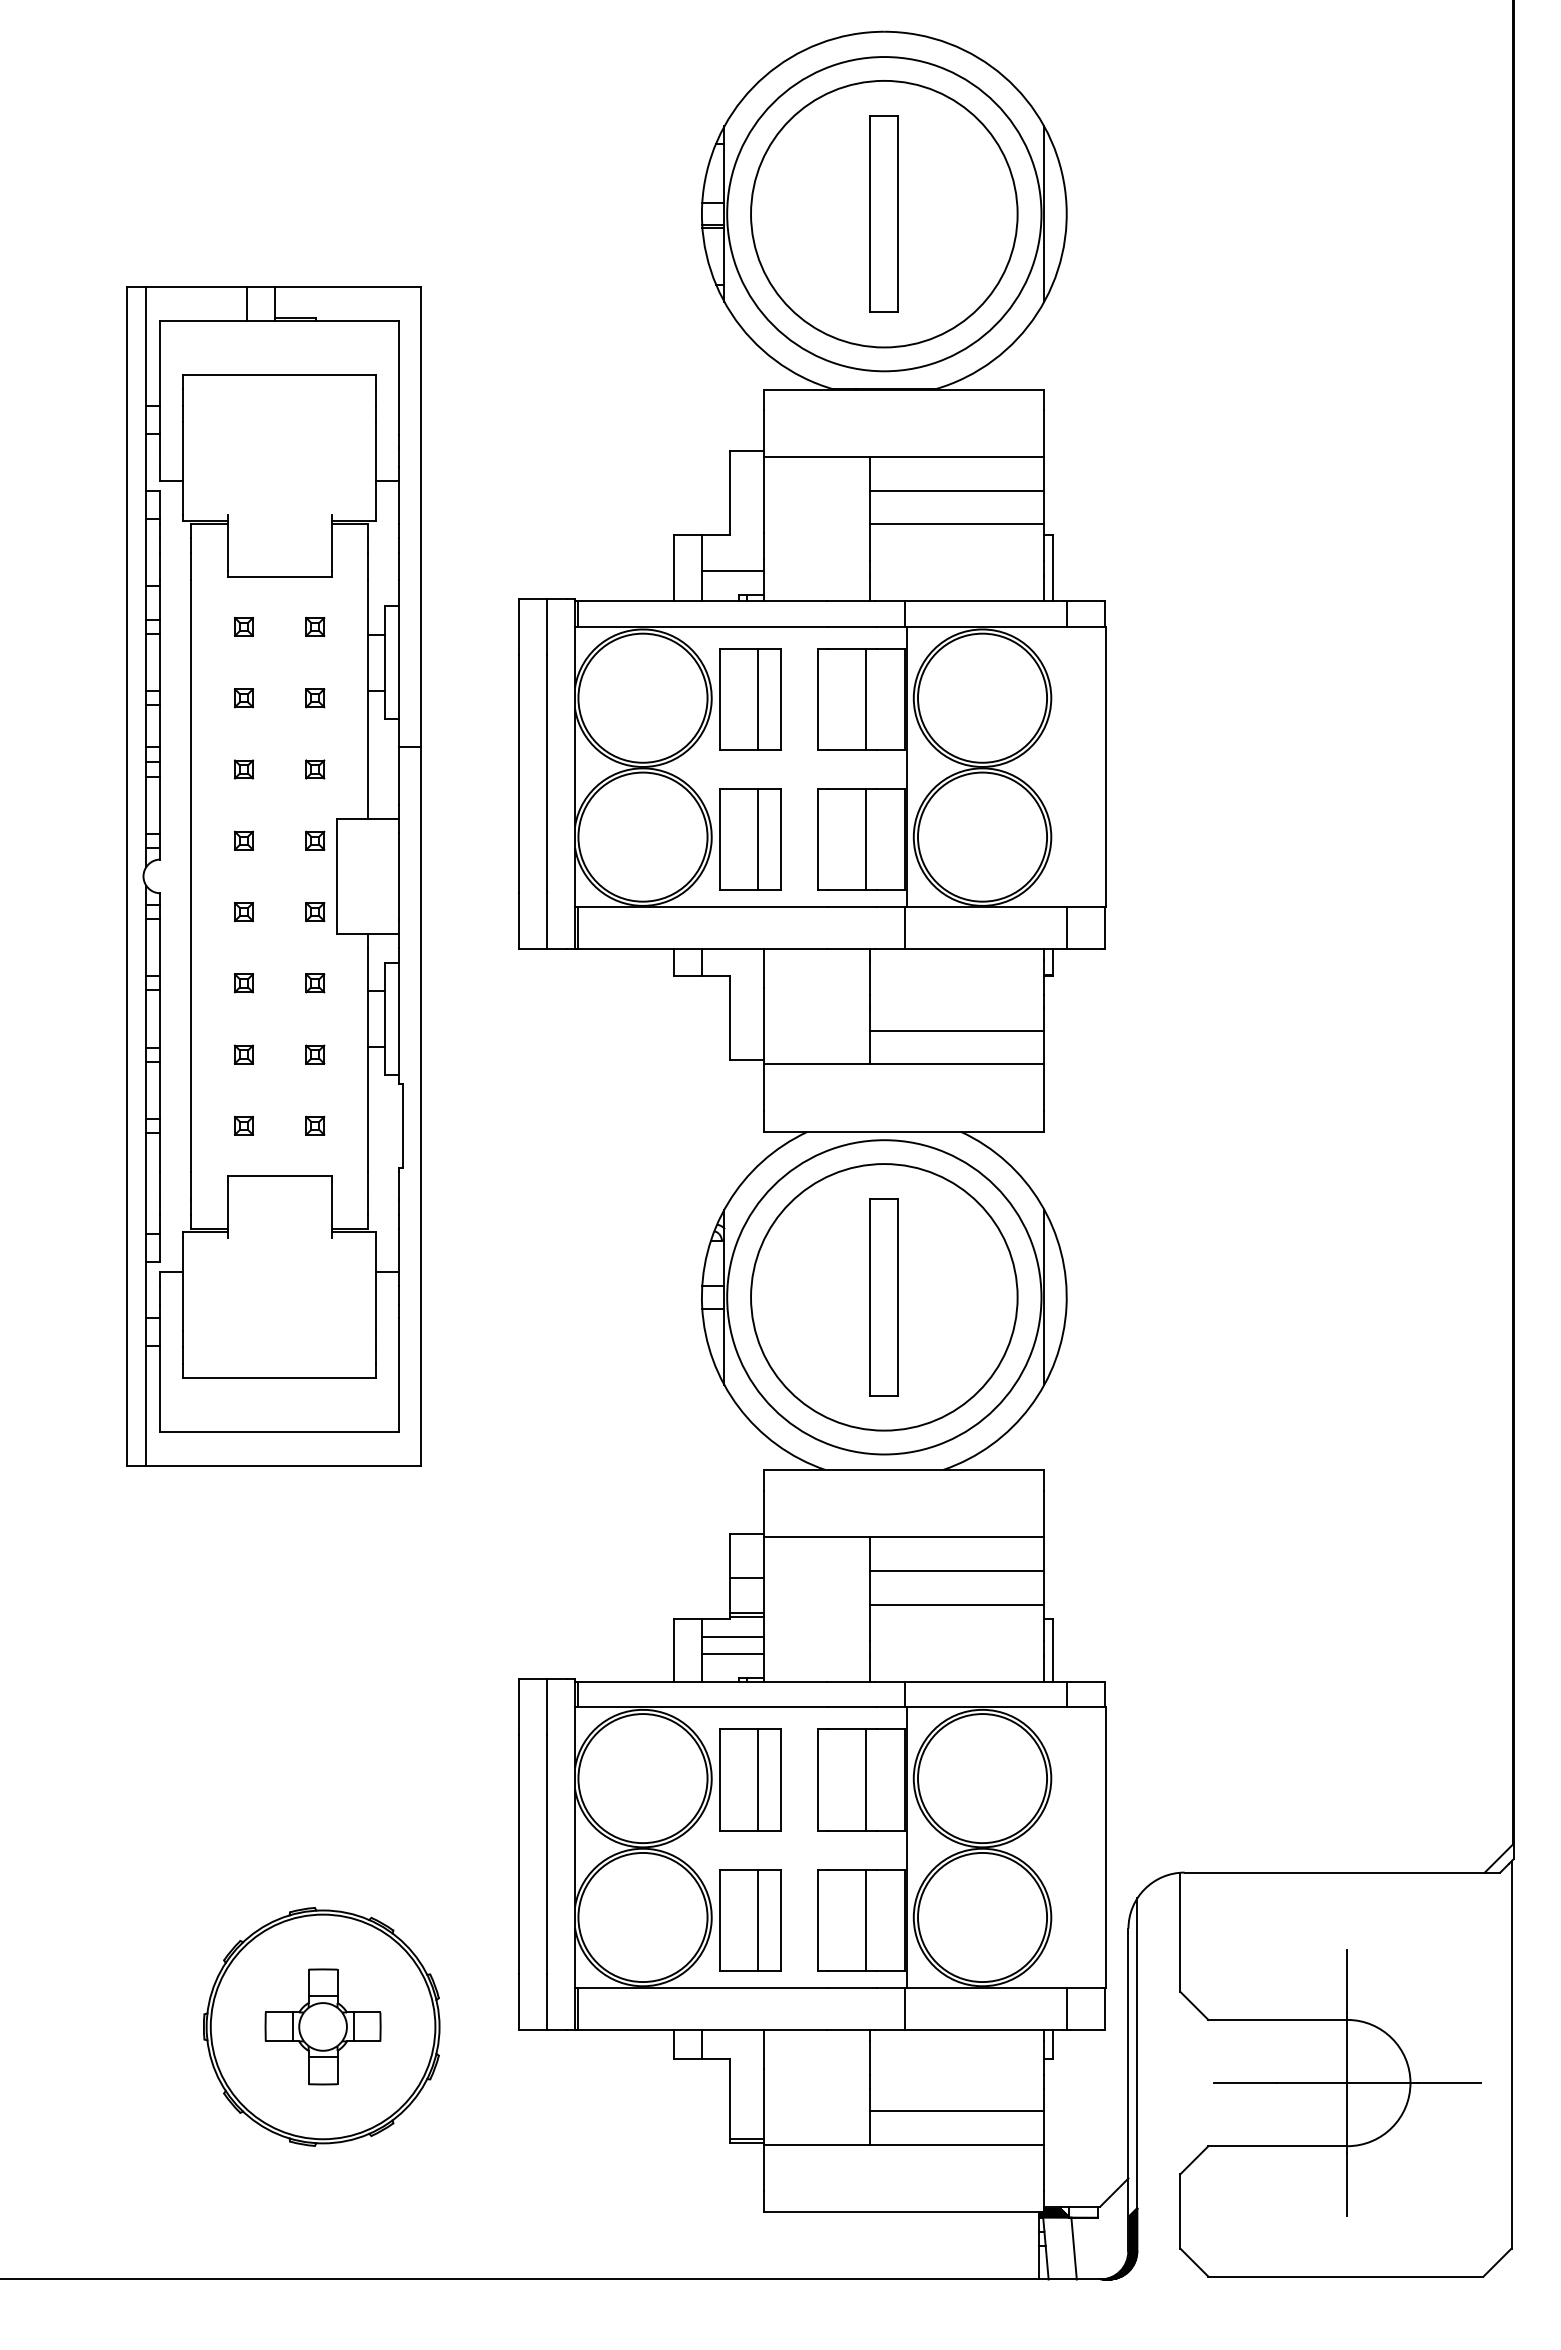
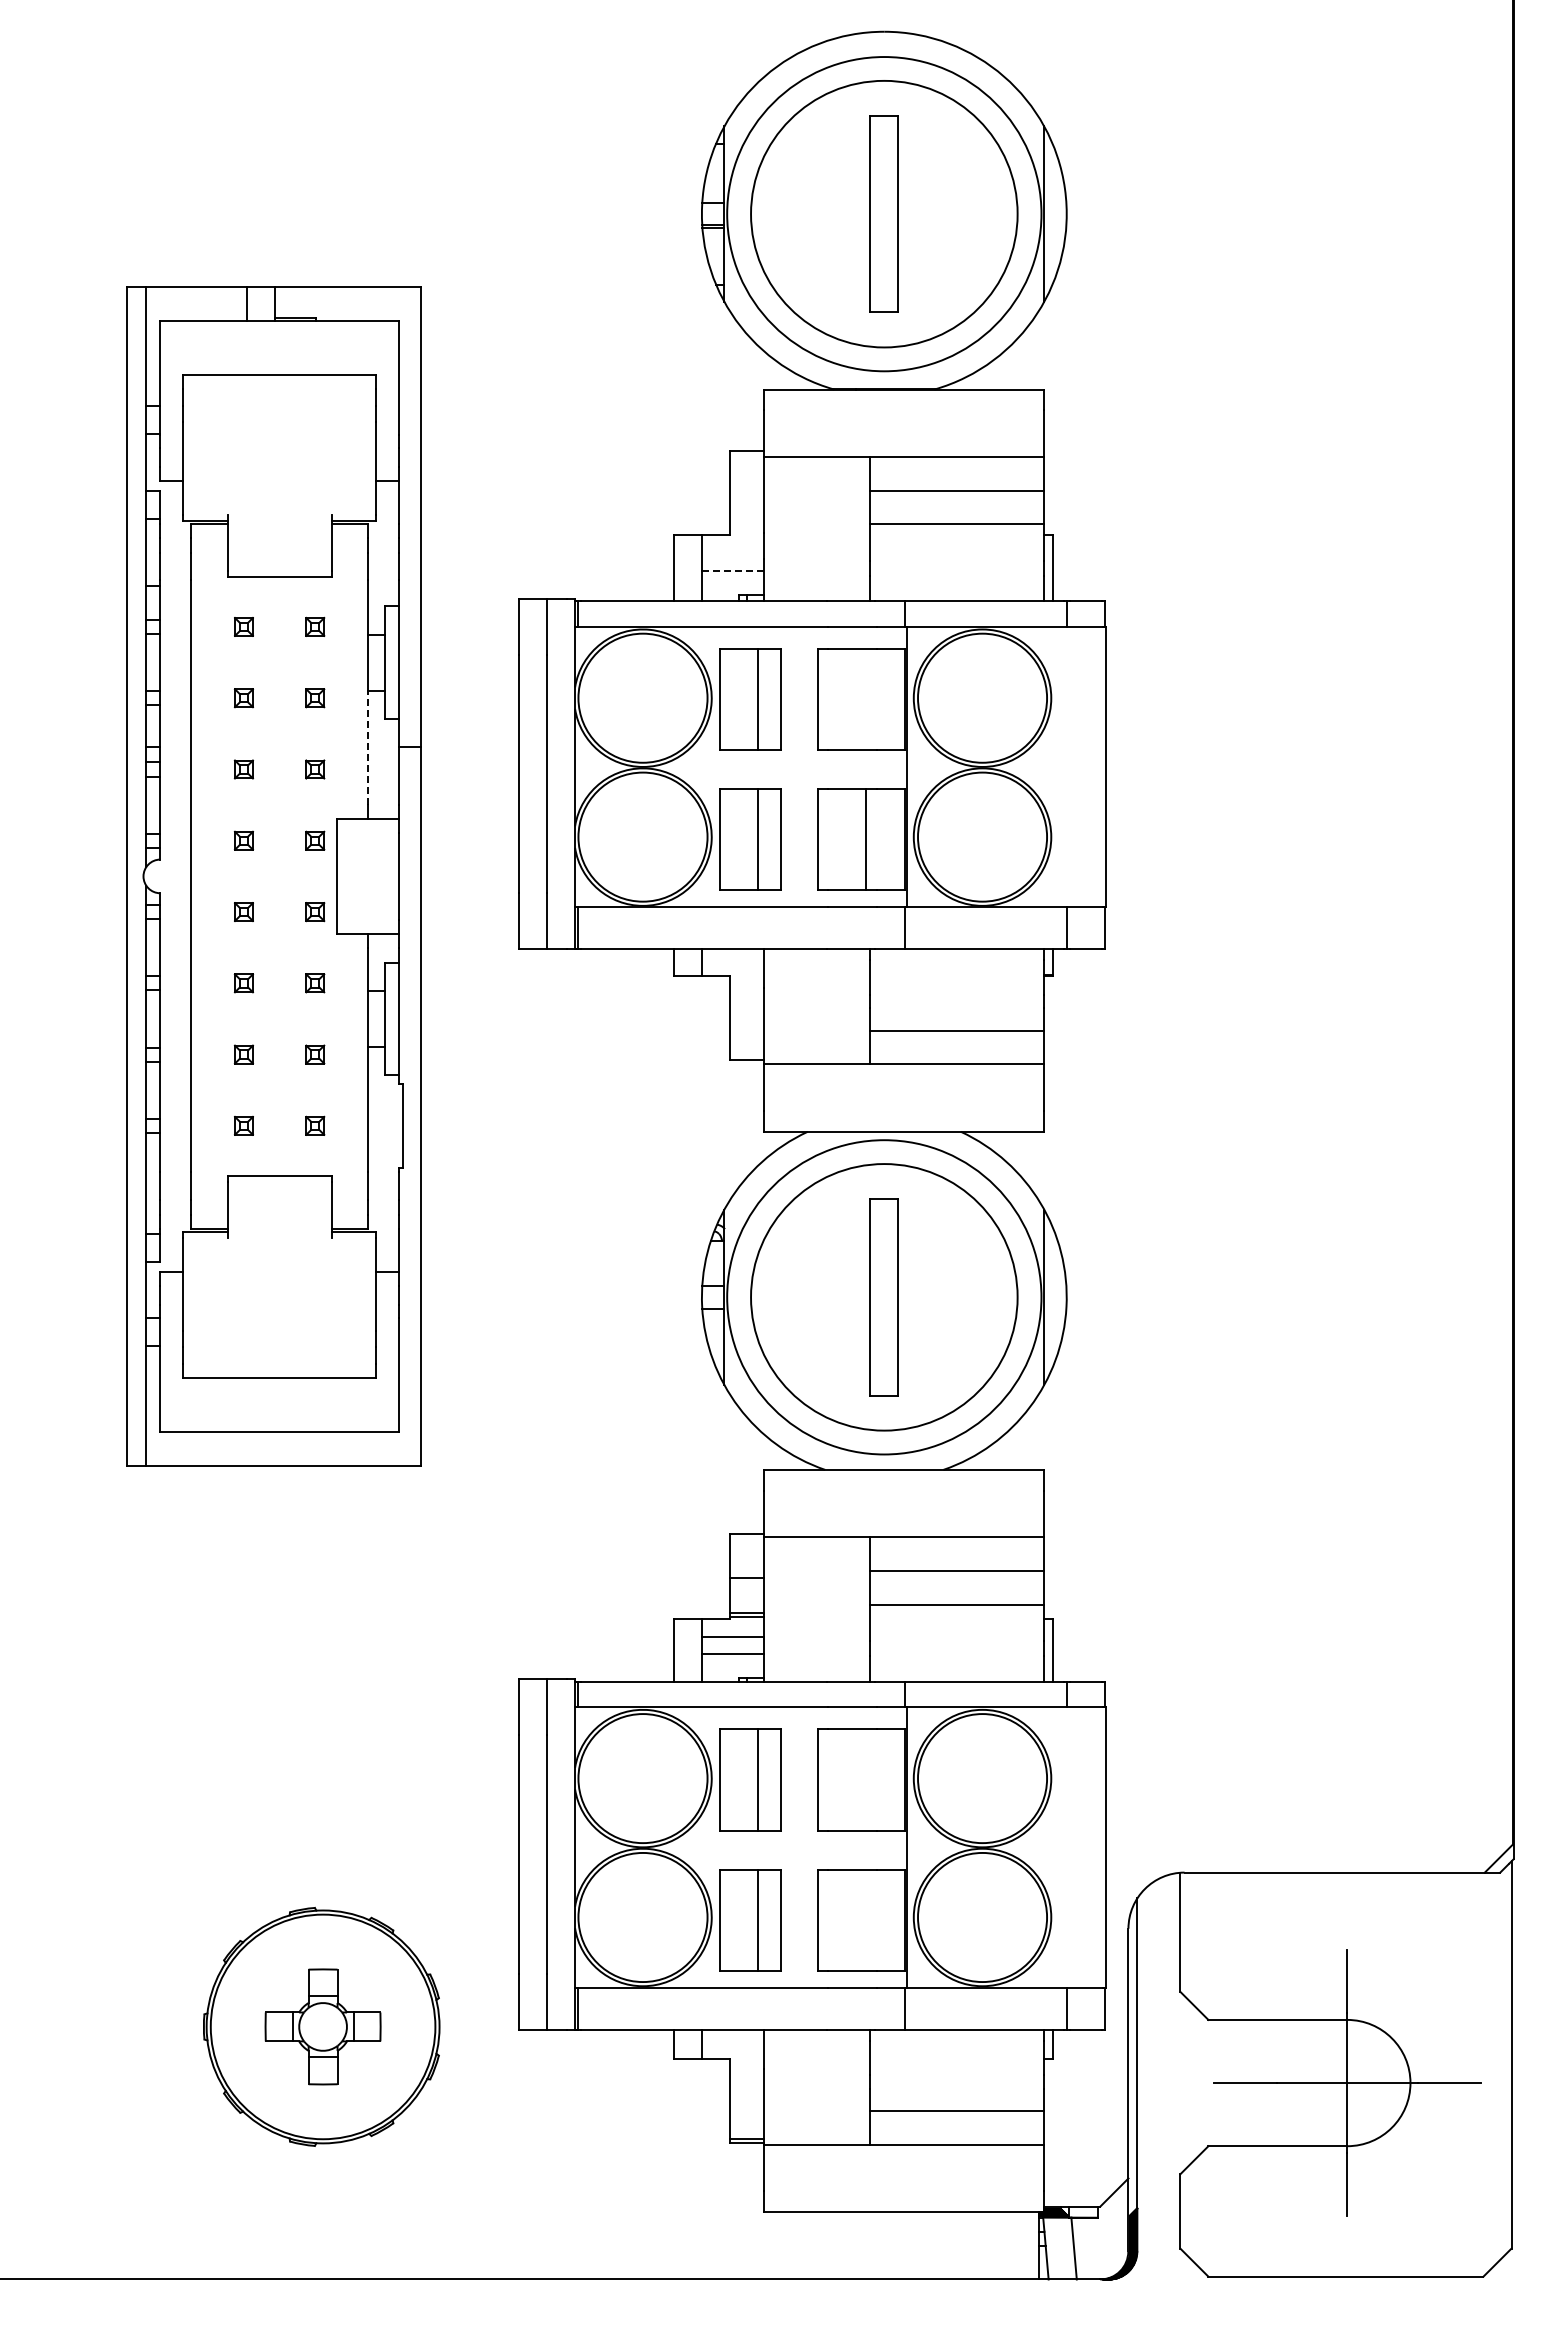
line: solid -> dashed (732, 570)
line: present -> none (866, 699)
line: solid -> dashed (368, 747)
line: present -> none (866, 1779)
line: present -> none (866, 1919)
